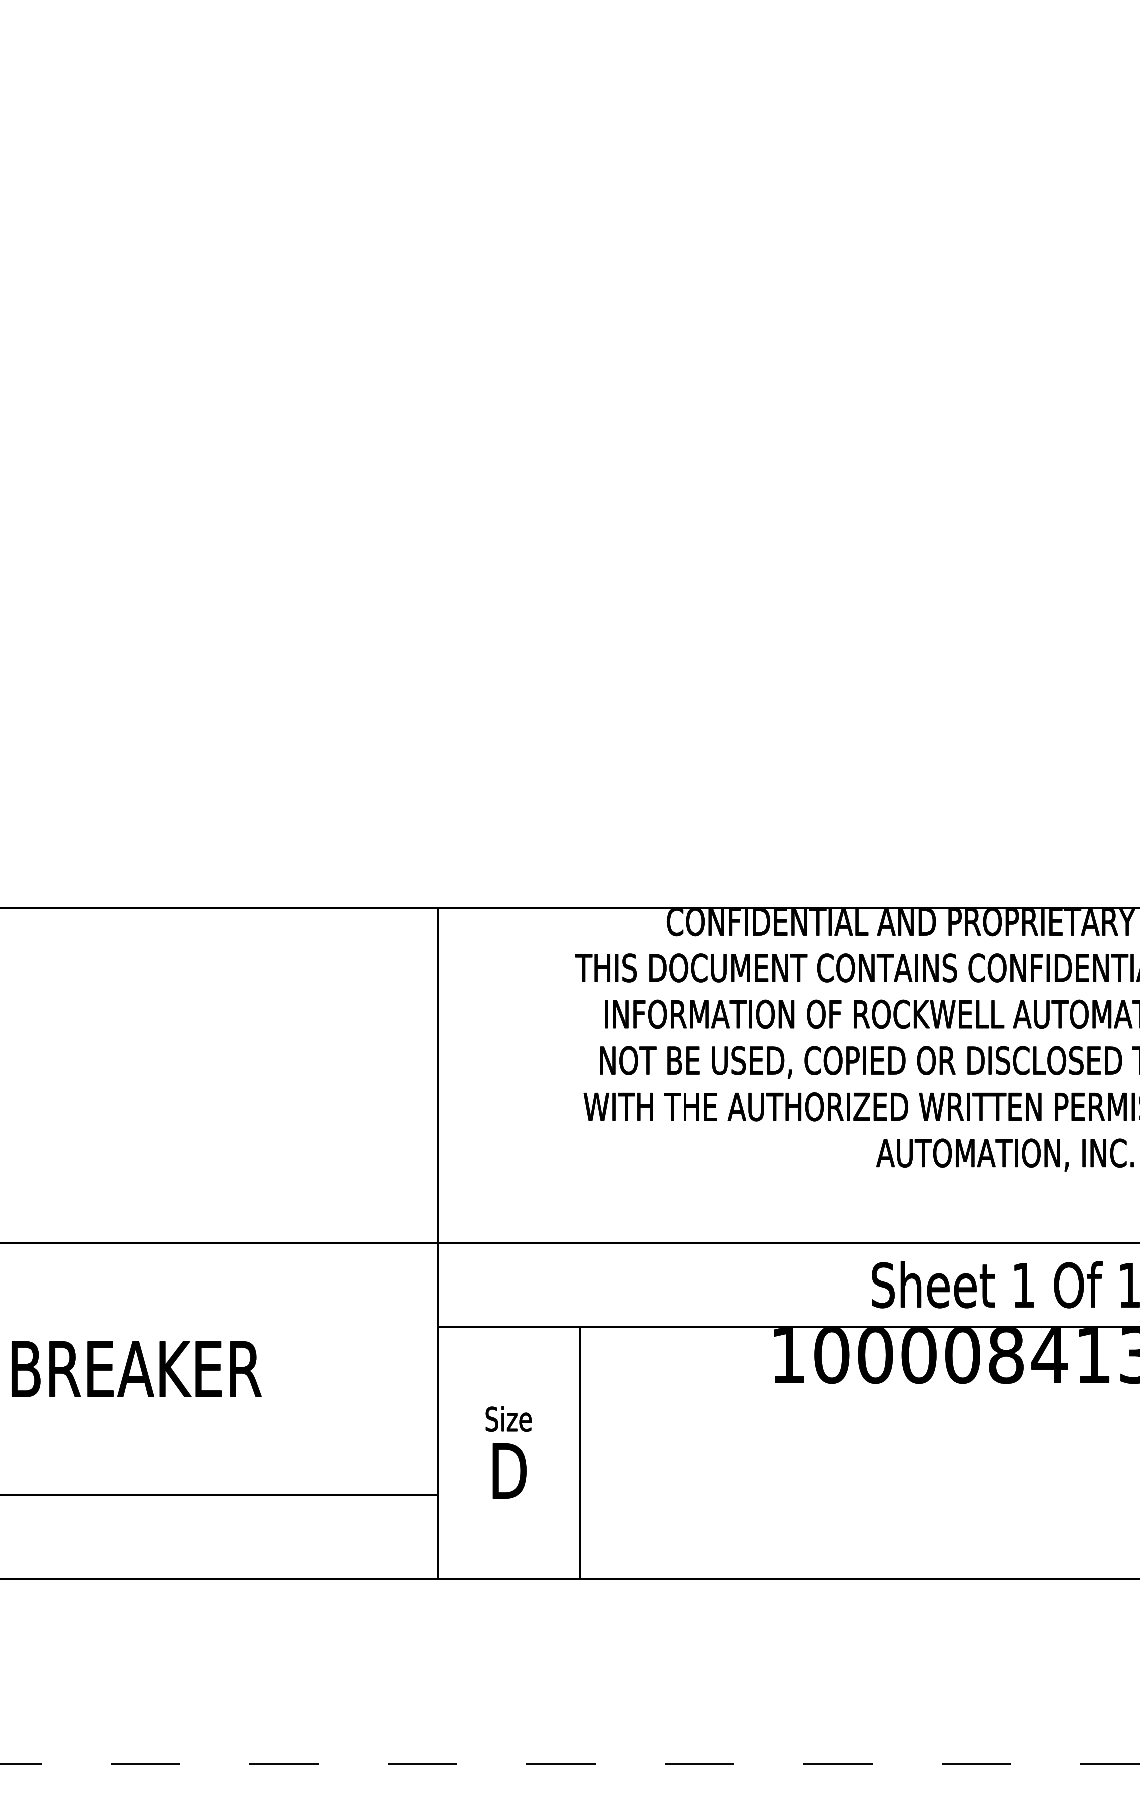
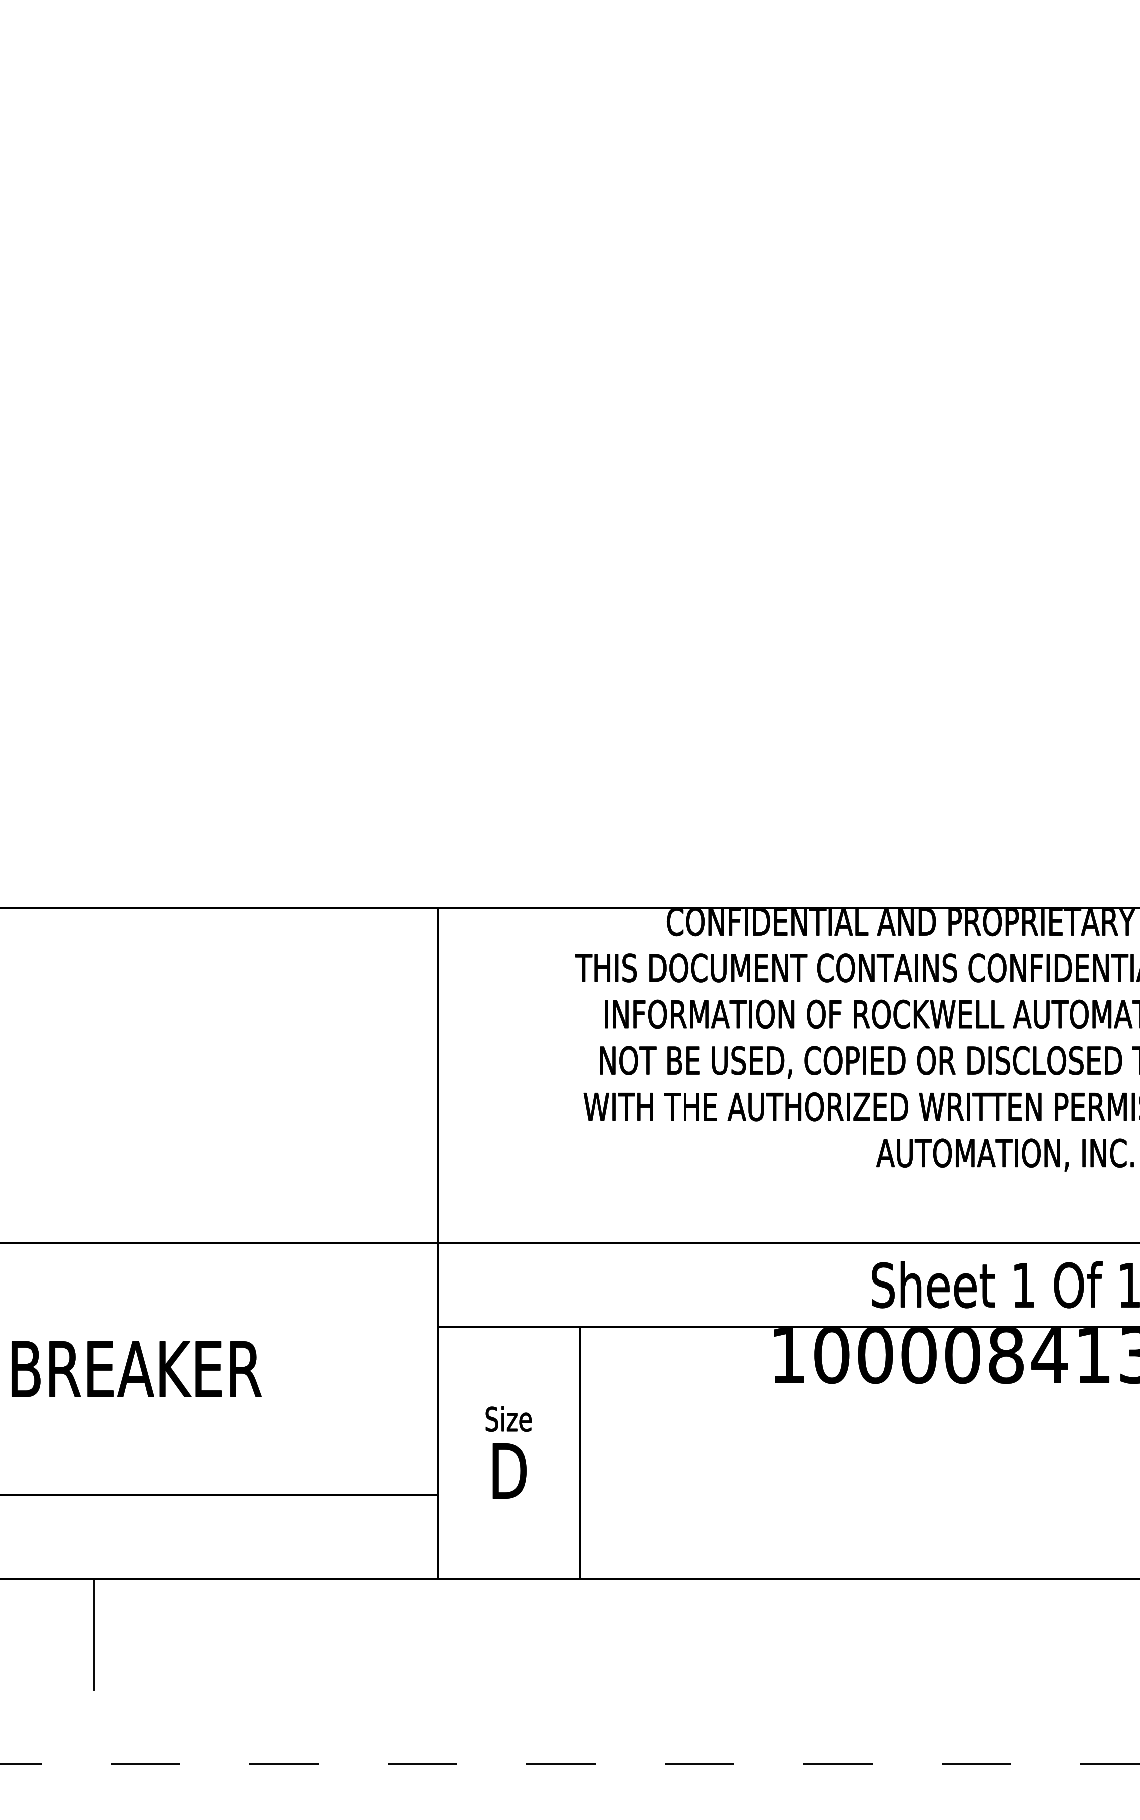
line: none -> present (93, 1633)
